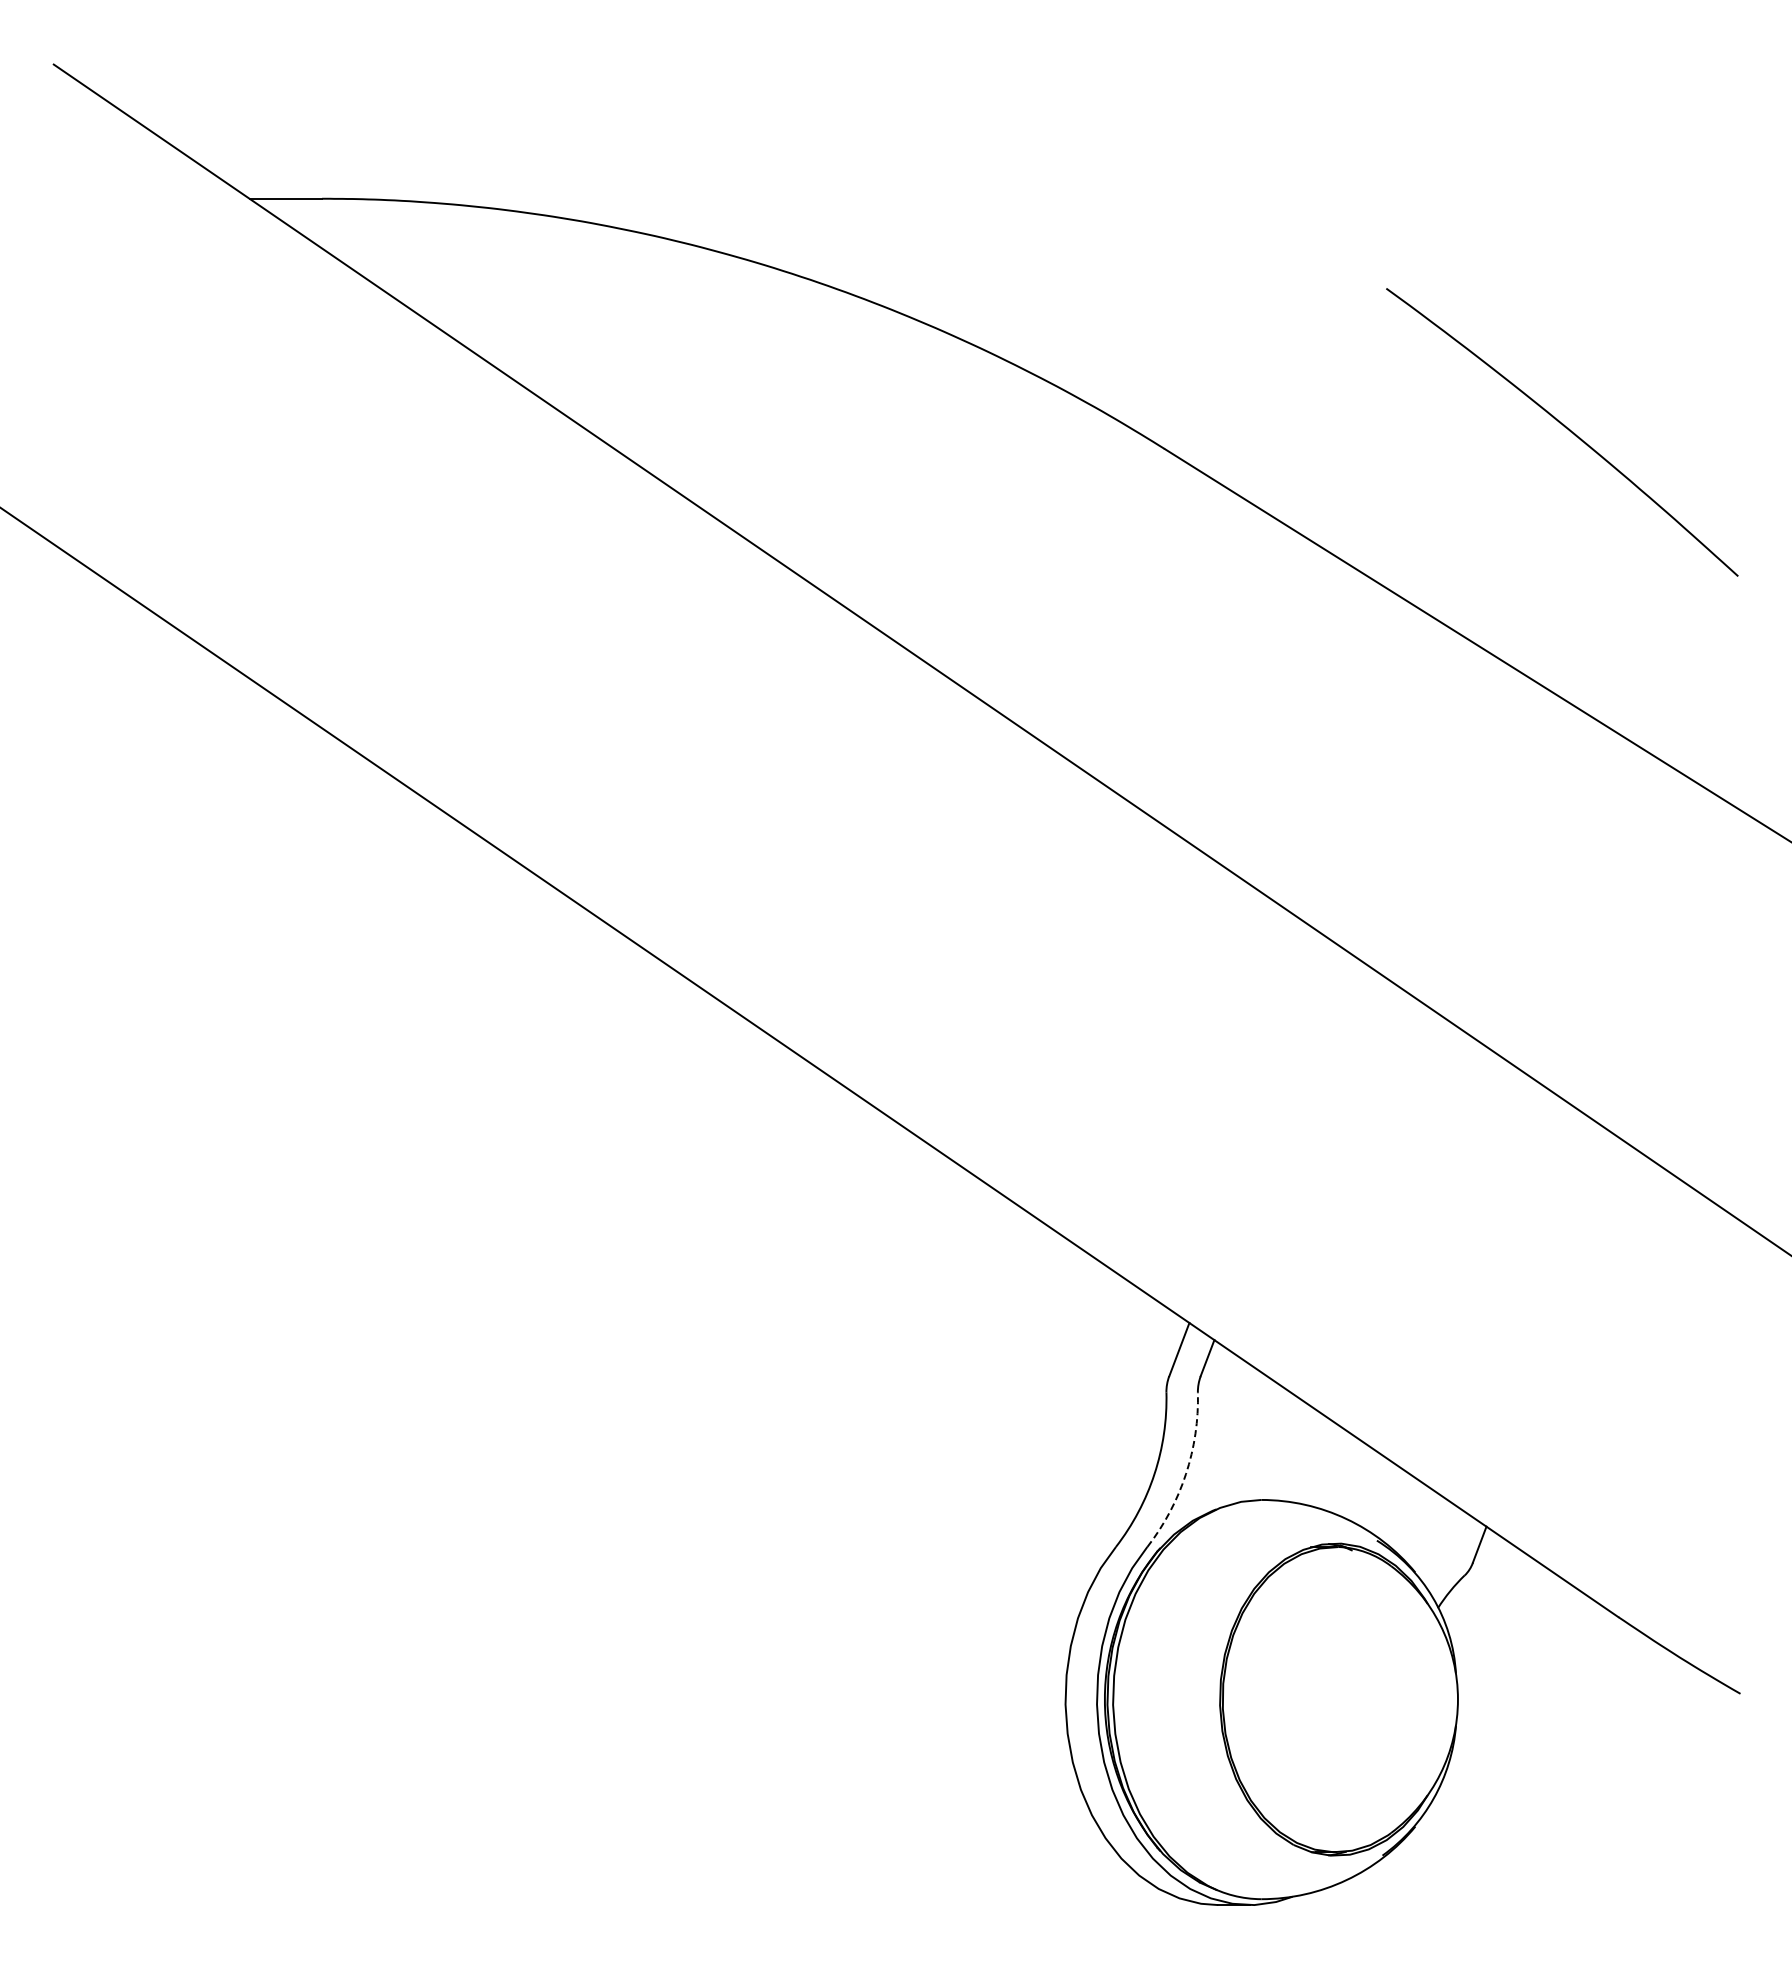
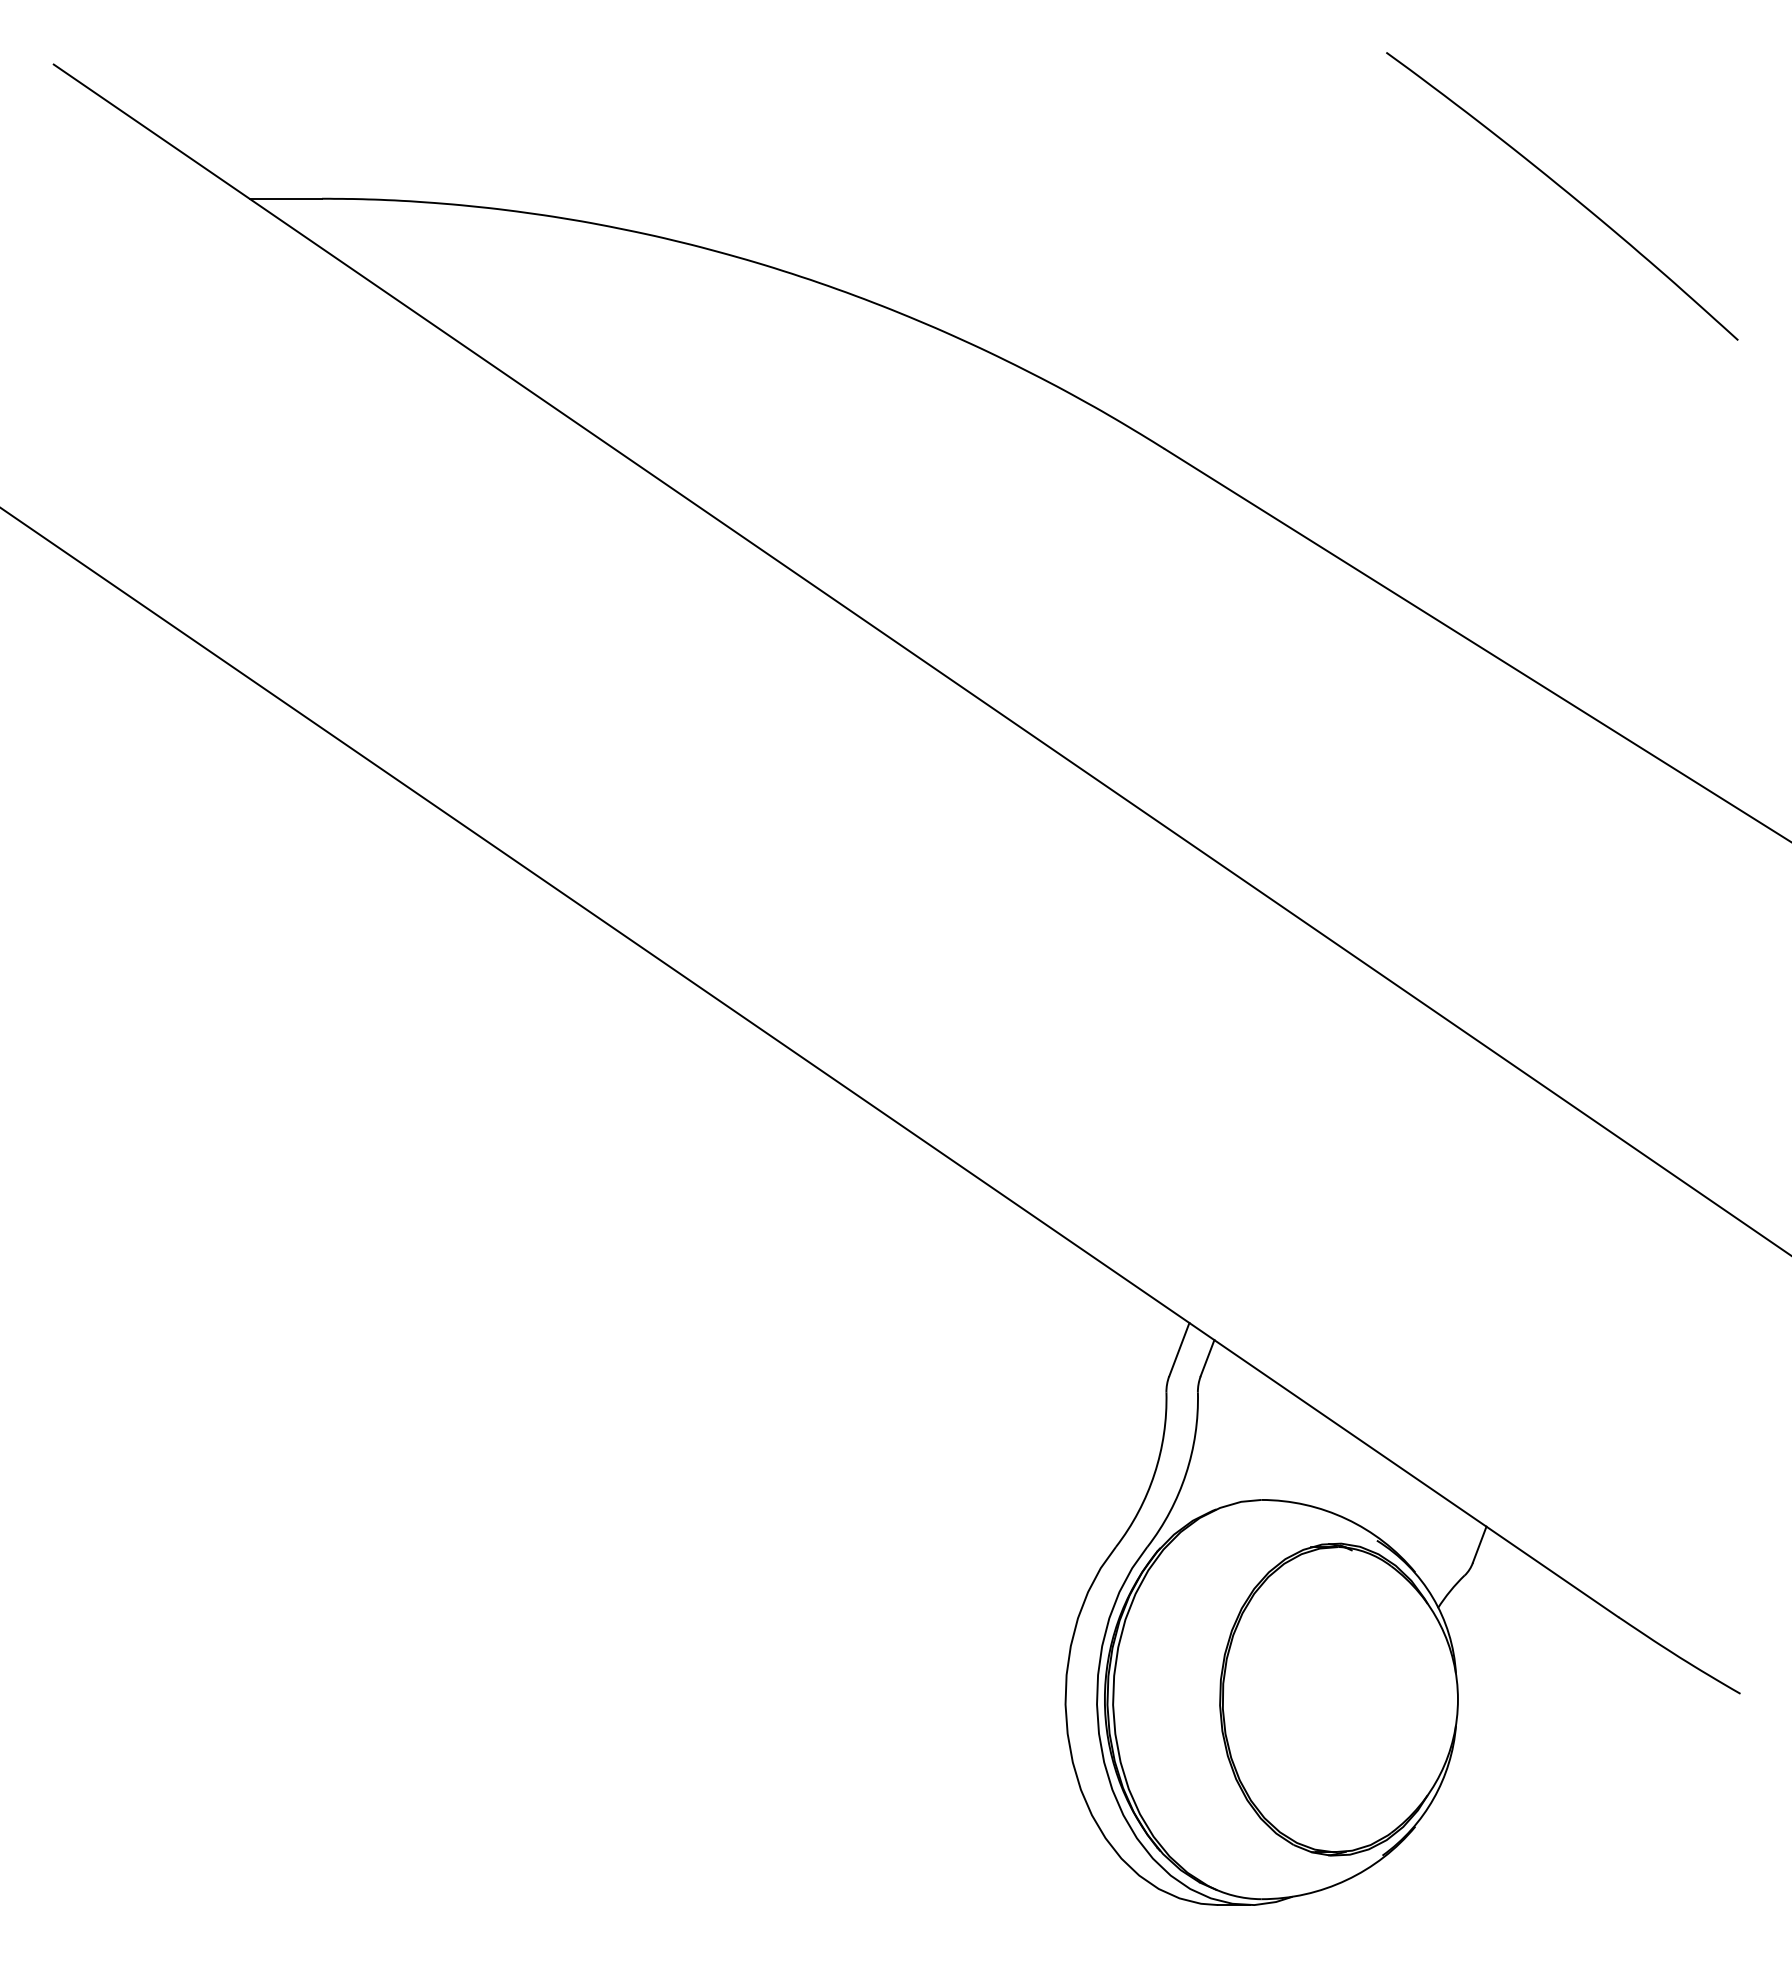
curve position: (1564, 427) -> (1564, 191) (1564, 191)
arc: dashed -> solid (1186, 1474)
